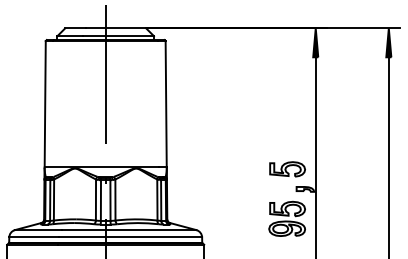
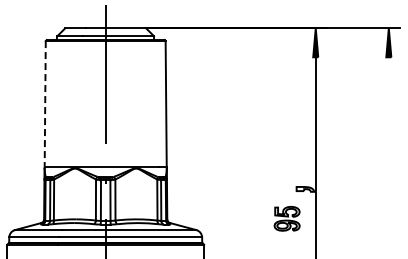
line: solid -> dashed (45, 103)
line: present -> none (388, 156)
part: present -> none (287, 169)
part size: 38x37 px -> 28x27 px (286, 218)
